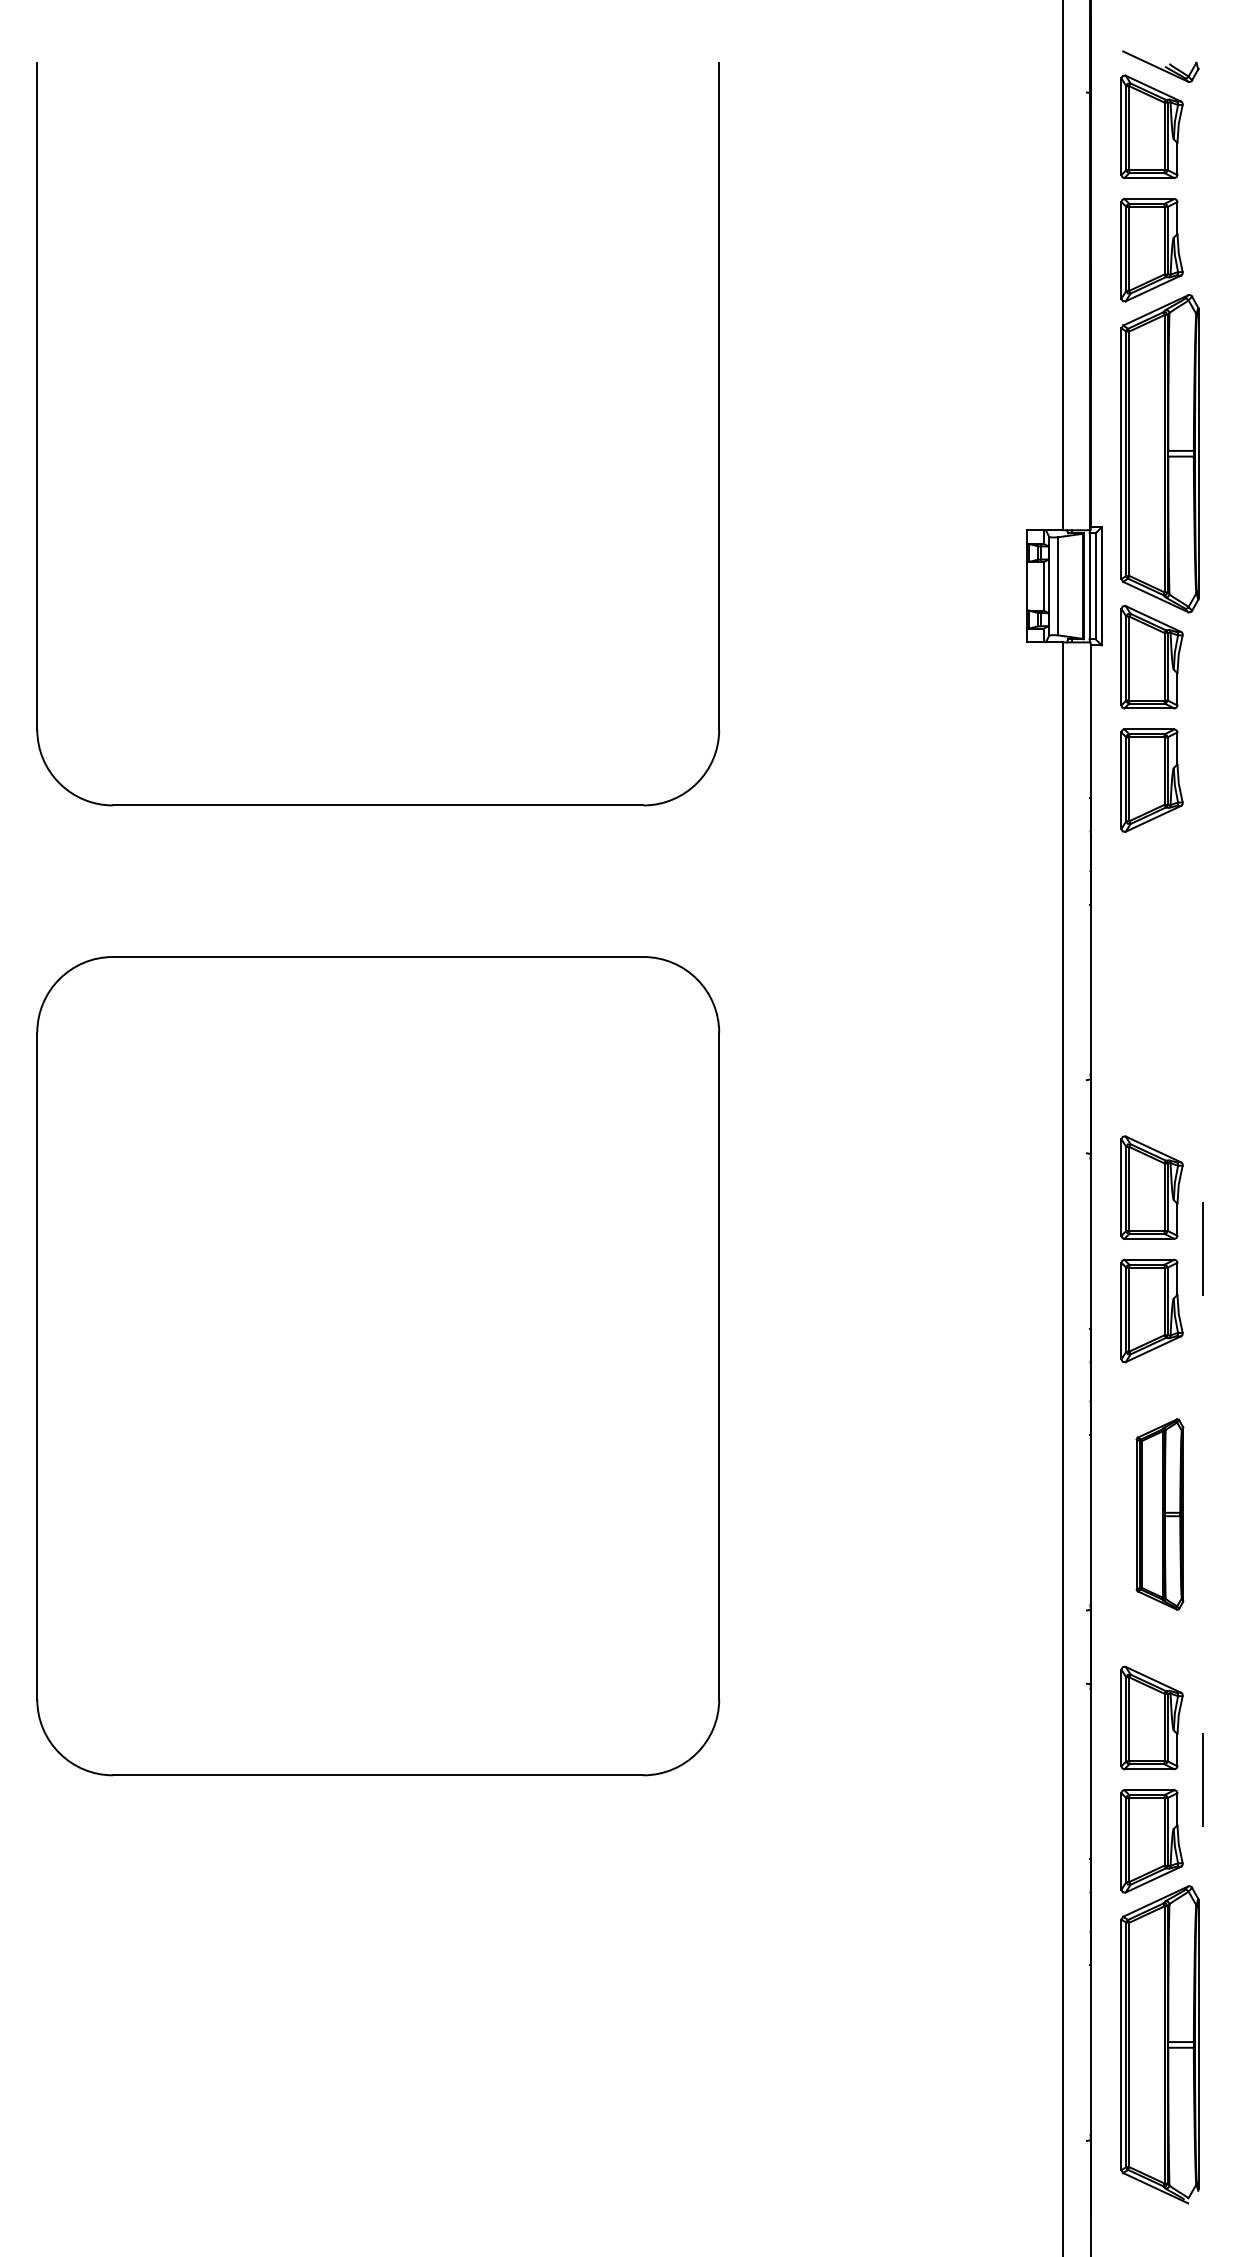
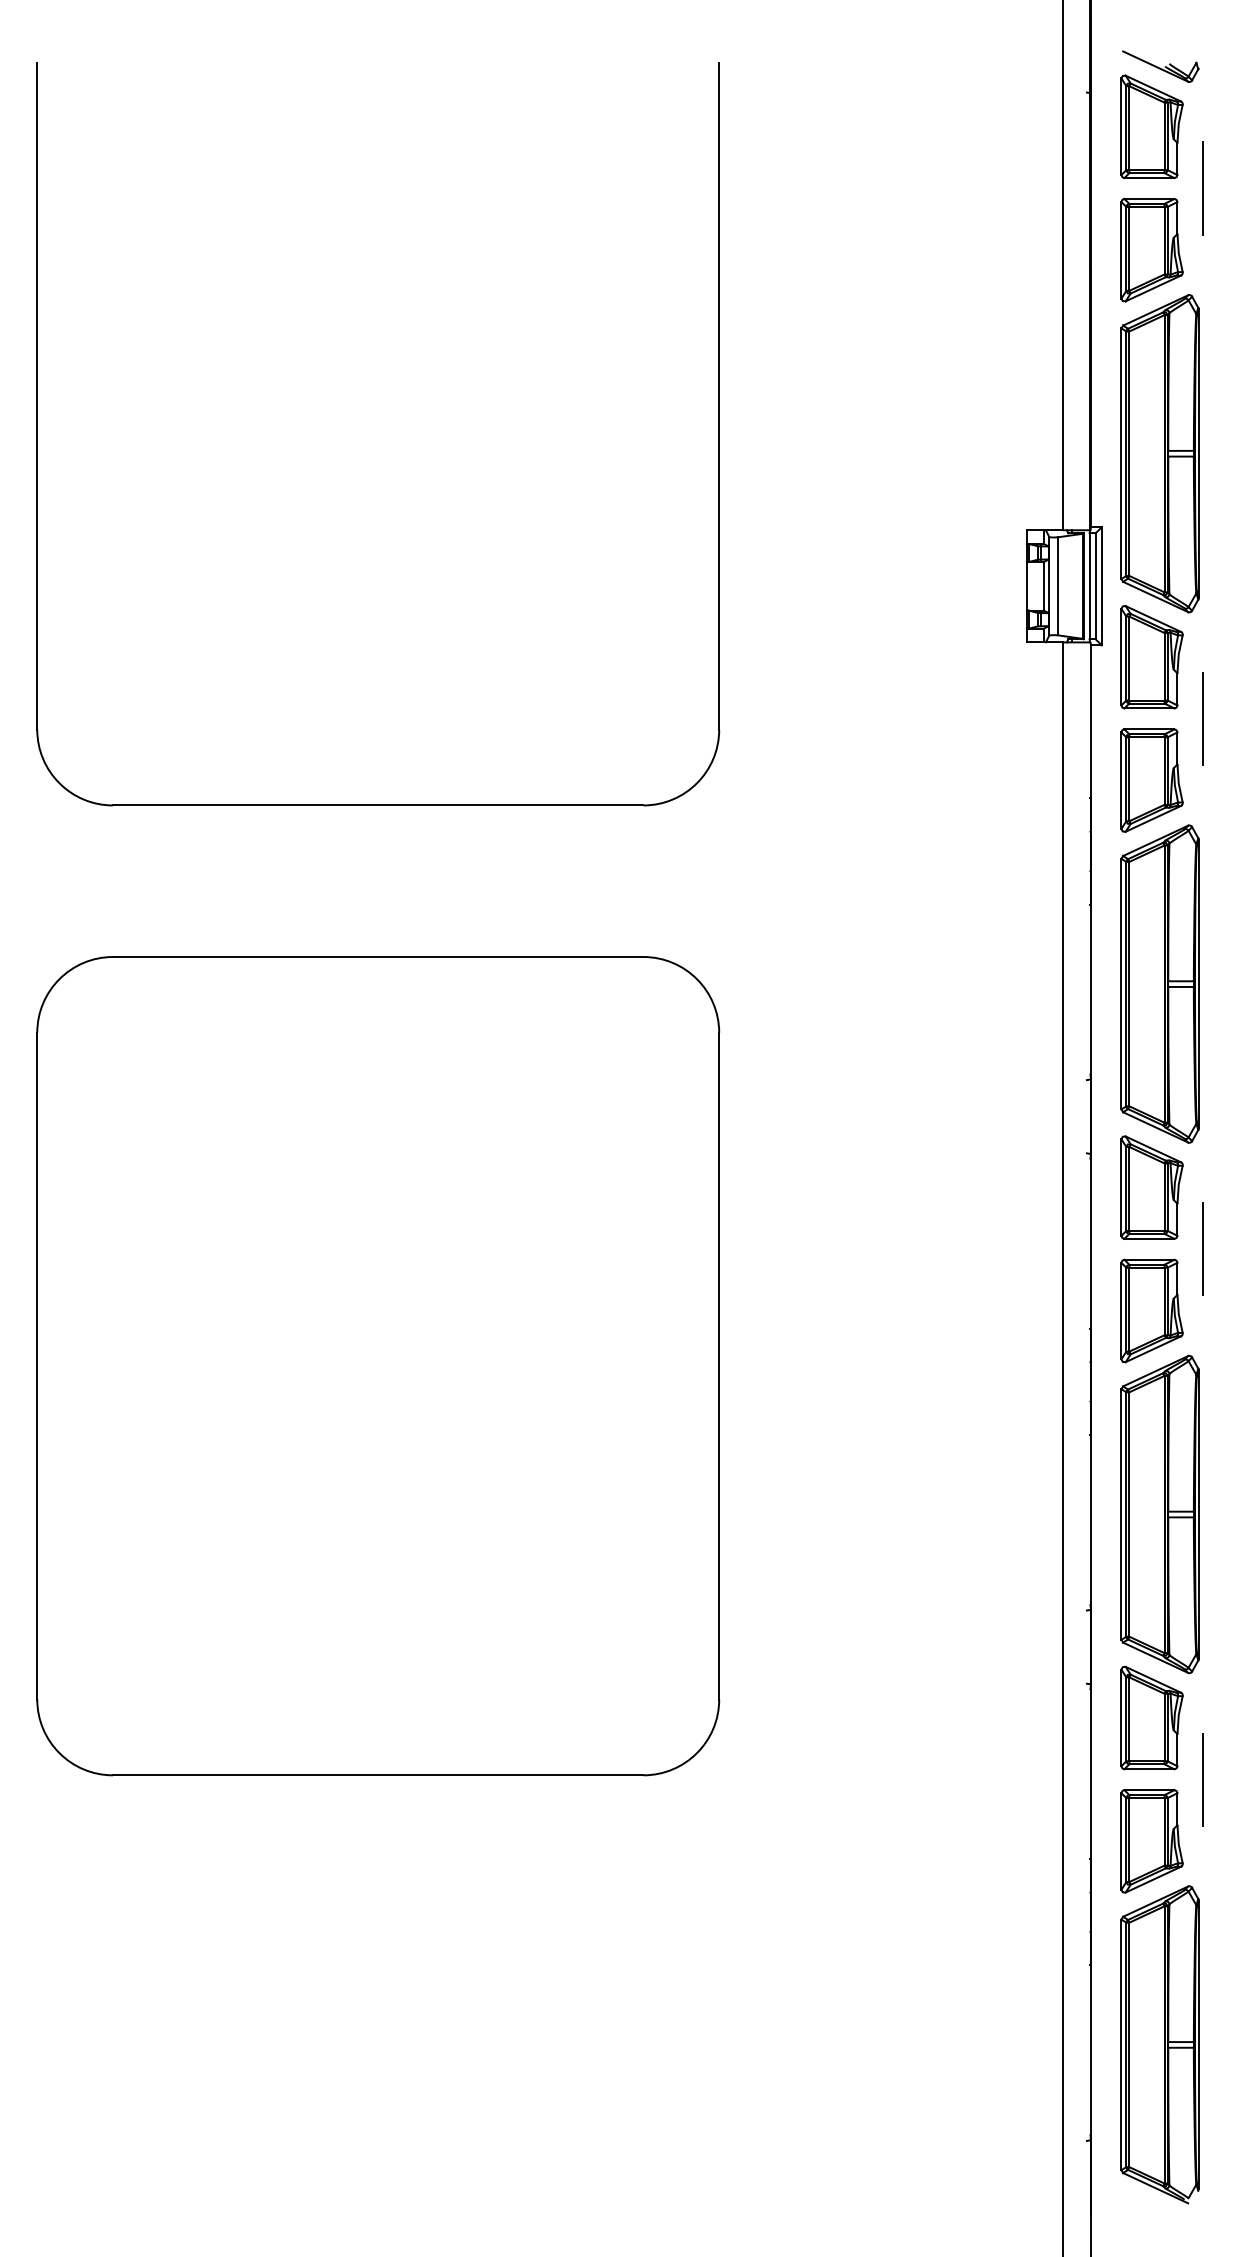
line: none -> present (1202, 188)
line: none -> present (1202, 718)
part: none -> present (1159, 983)
part size: 50x193 px -> 80x321 px (1159, 1514)
